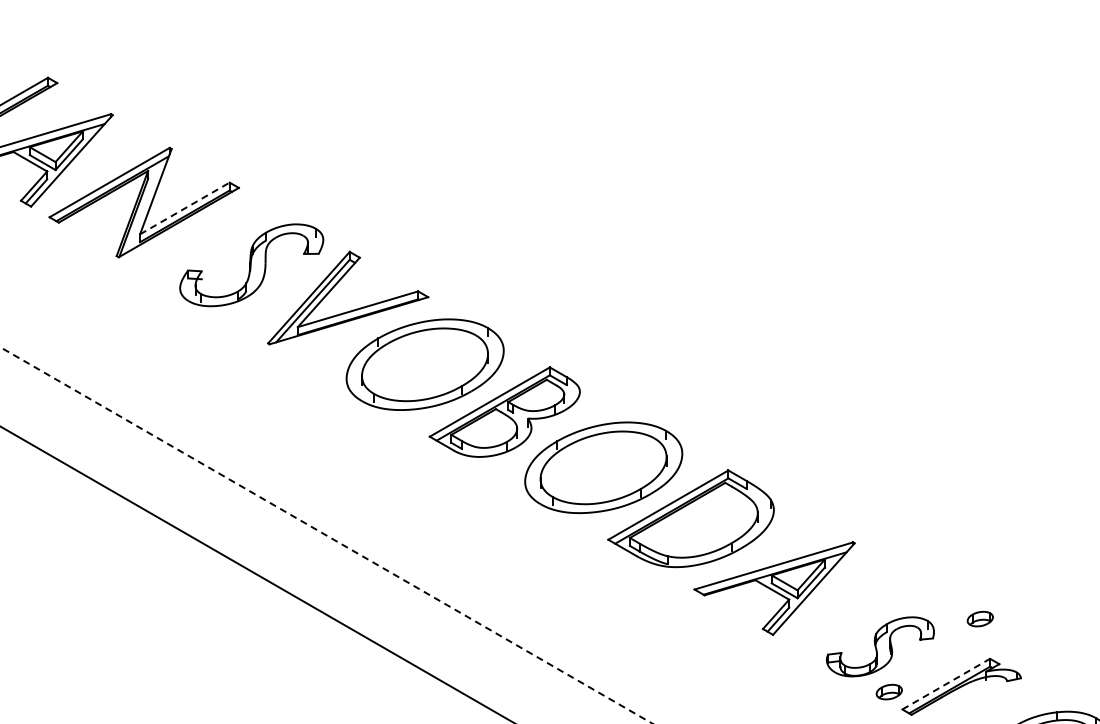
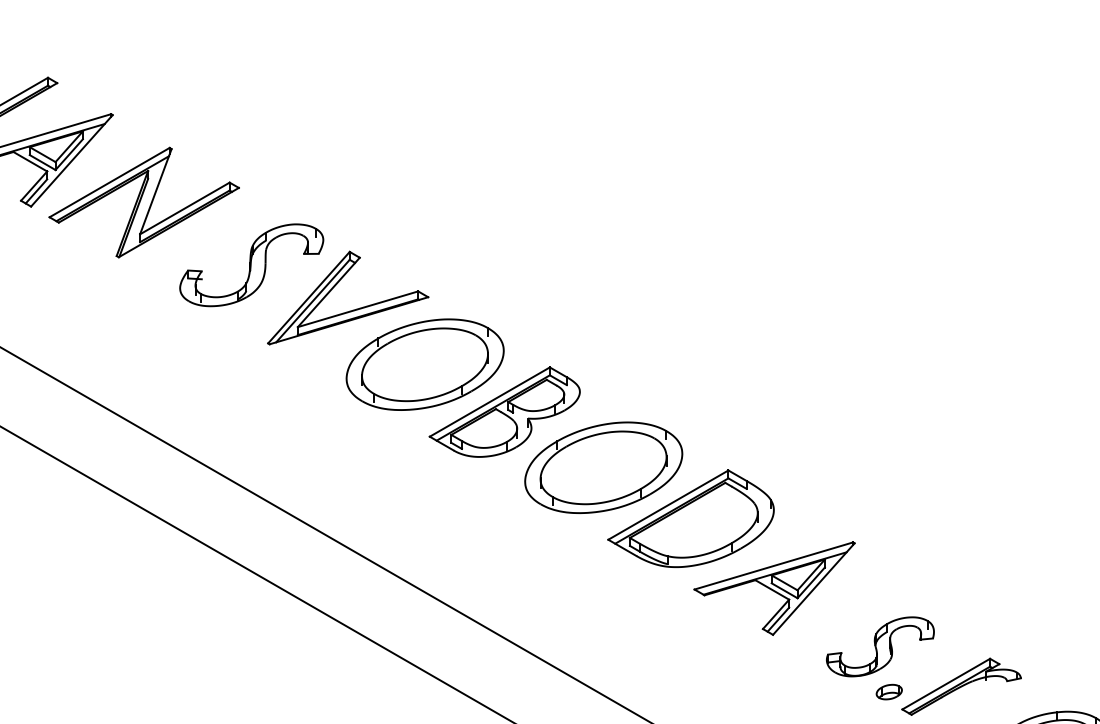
line: dashed -> solid (184, 208)
line: dashed -> solid (326, 535)
part: present -> none (979, 618)
line: dashed -> solid (946, 684)
